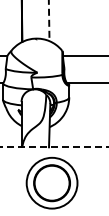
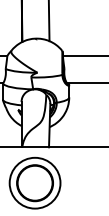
line: dashed -> solid (49, 21)
line: dashed -> solid (54, 147)
part position: (51, 182) -> (34, 182) (34, 182)
